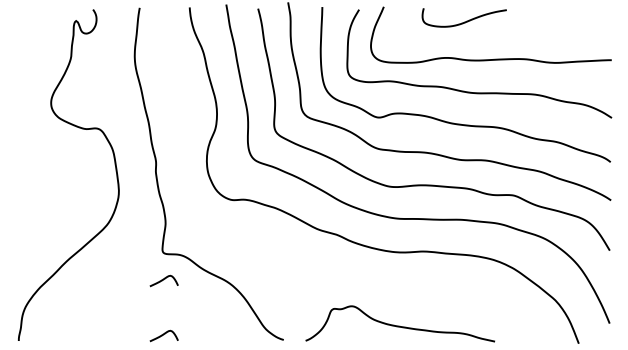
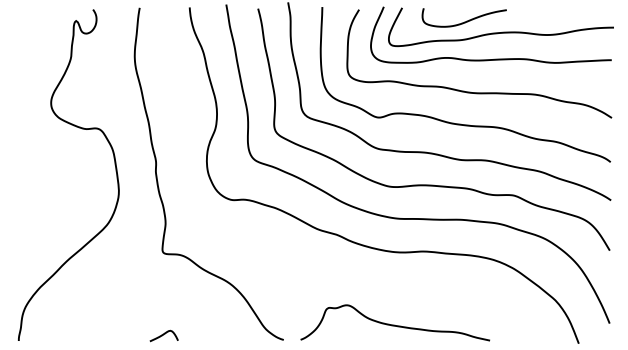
curve: none -> present (502, 31)
curve: present -> none (163, 280)
curve position: (399, 325) -> (394, 324) (394, 324)
